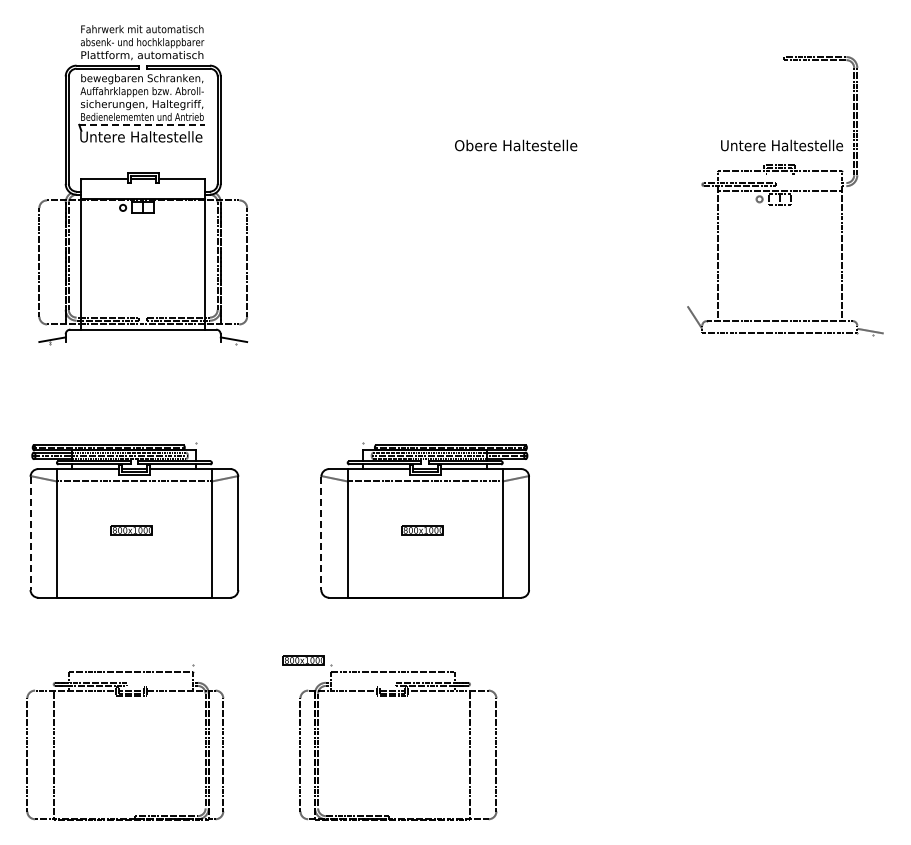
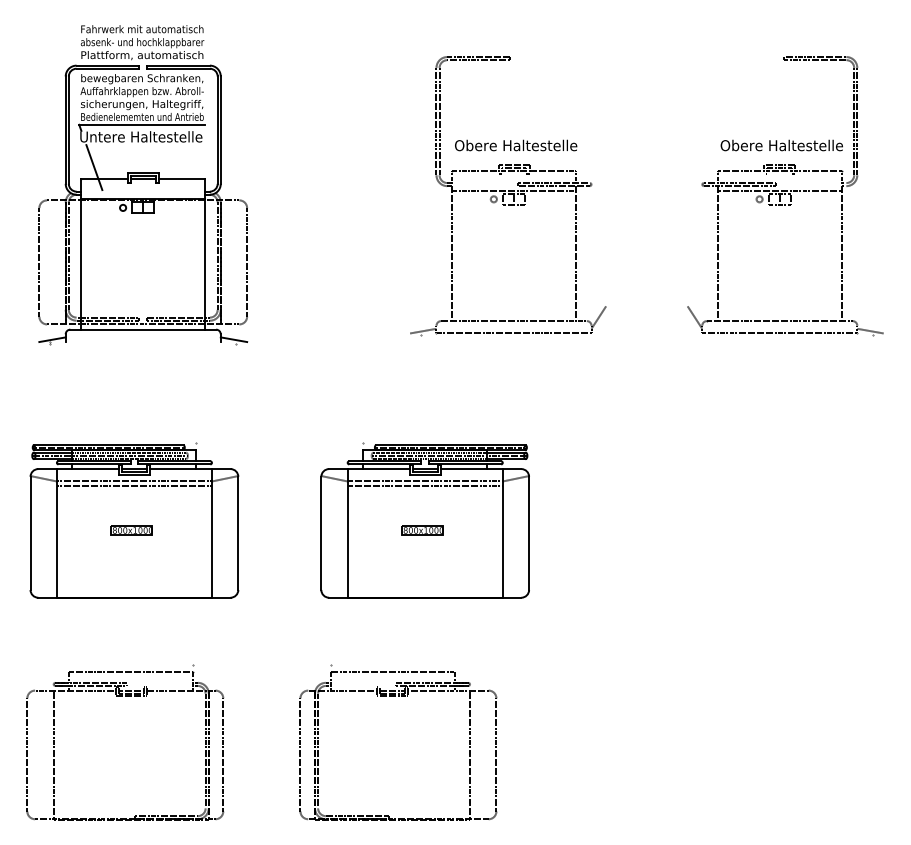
line: dashed -> solid (142, 124)
text: Untere Haltestelle -> Obere Haltestelle (779, 145)
line: none -> present (94, 167)
part: none -> present (508, 196)
line: none -> present (133, 486)
line: none -> present (424, 486)
line: dashed -> solid (30, 533)
line: dashed -> solid (321, 533)
part: present -> none (303, 660)
